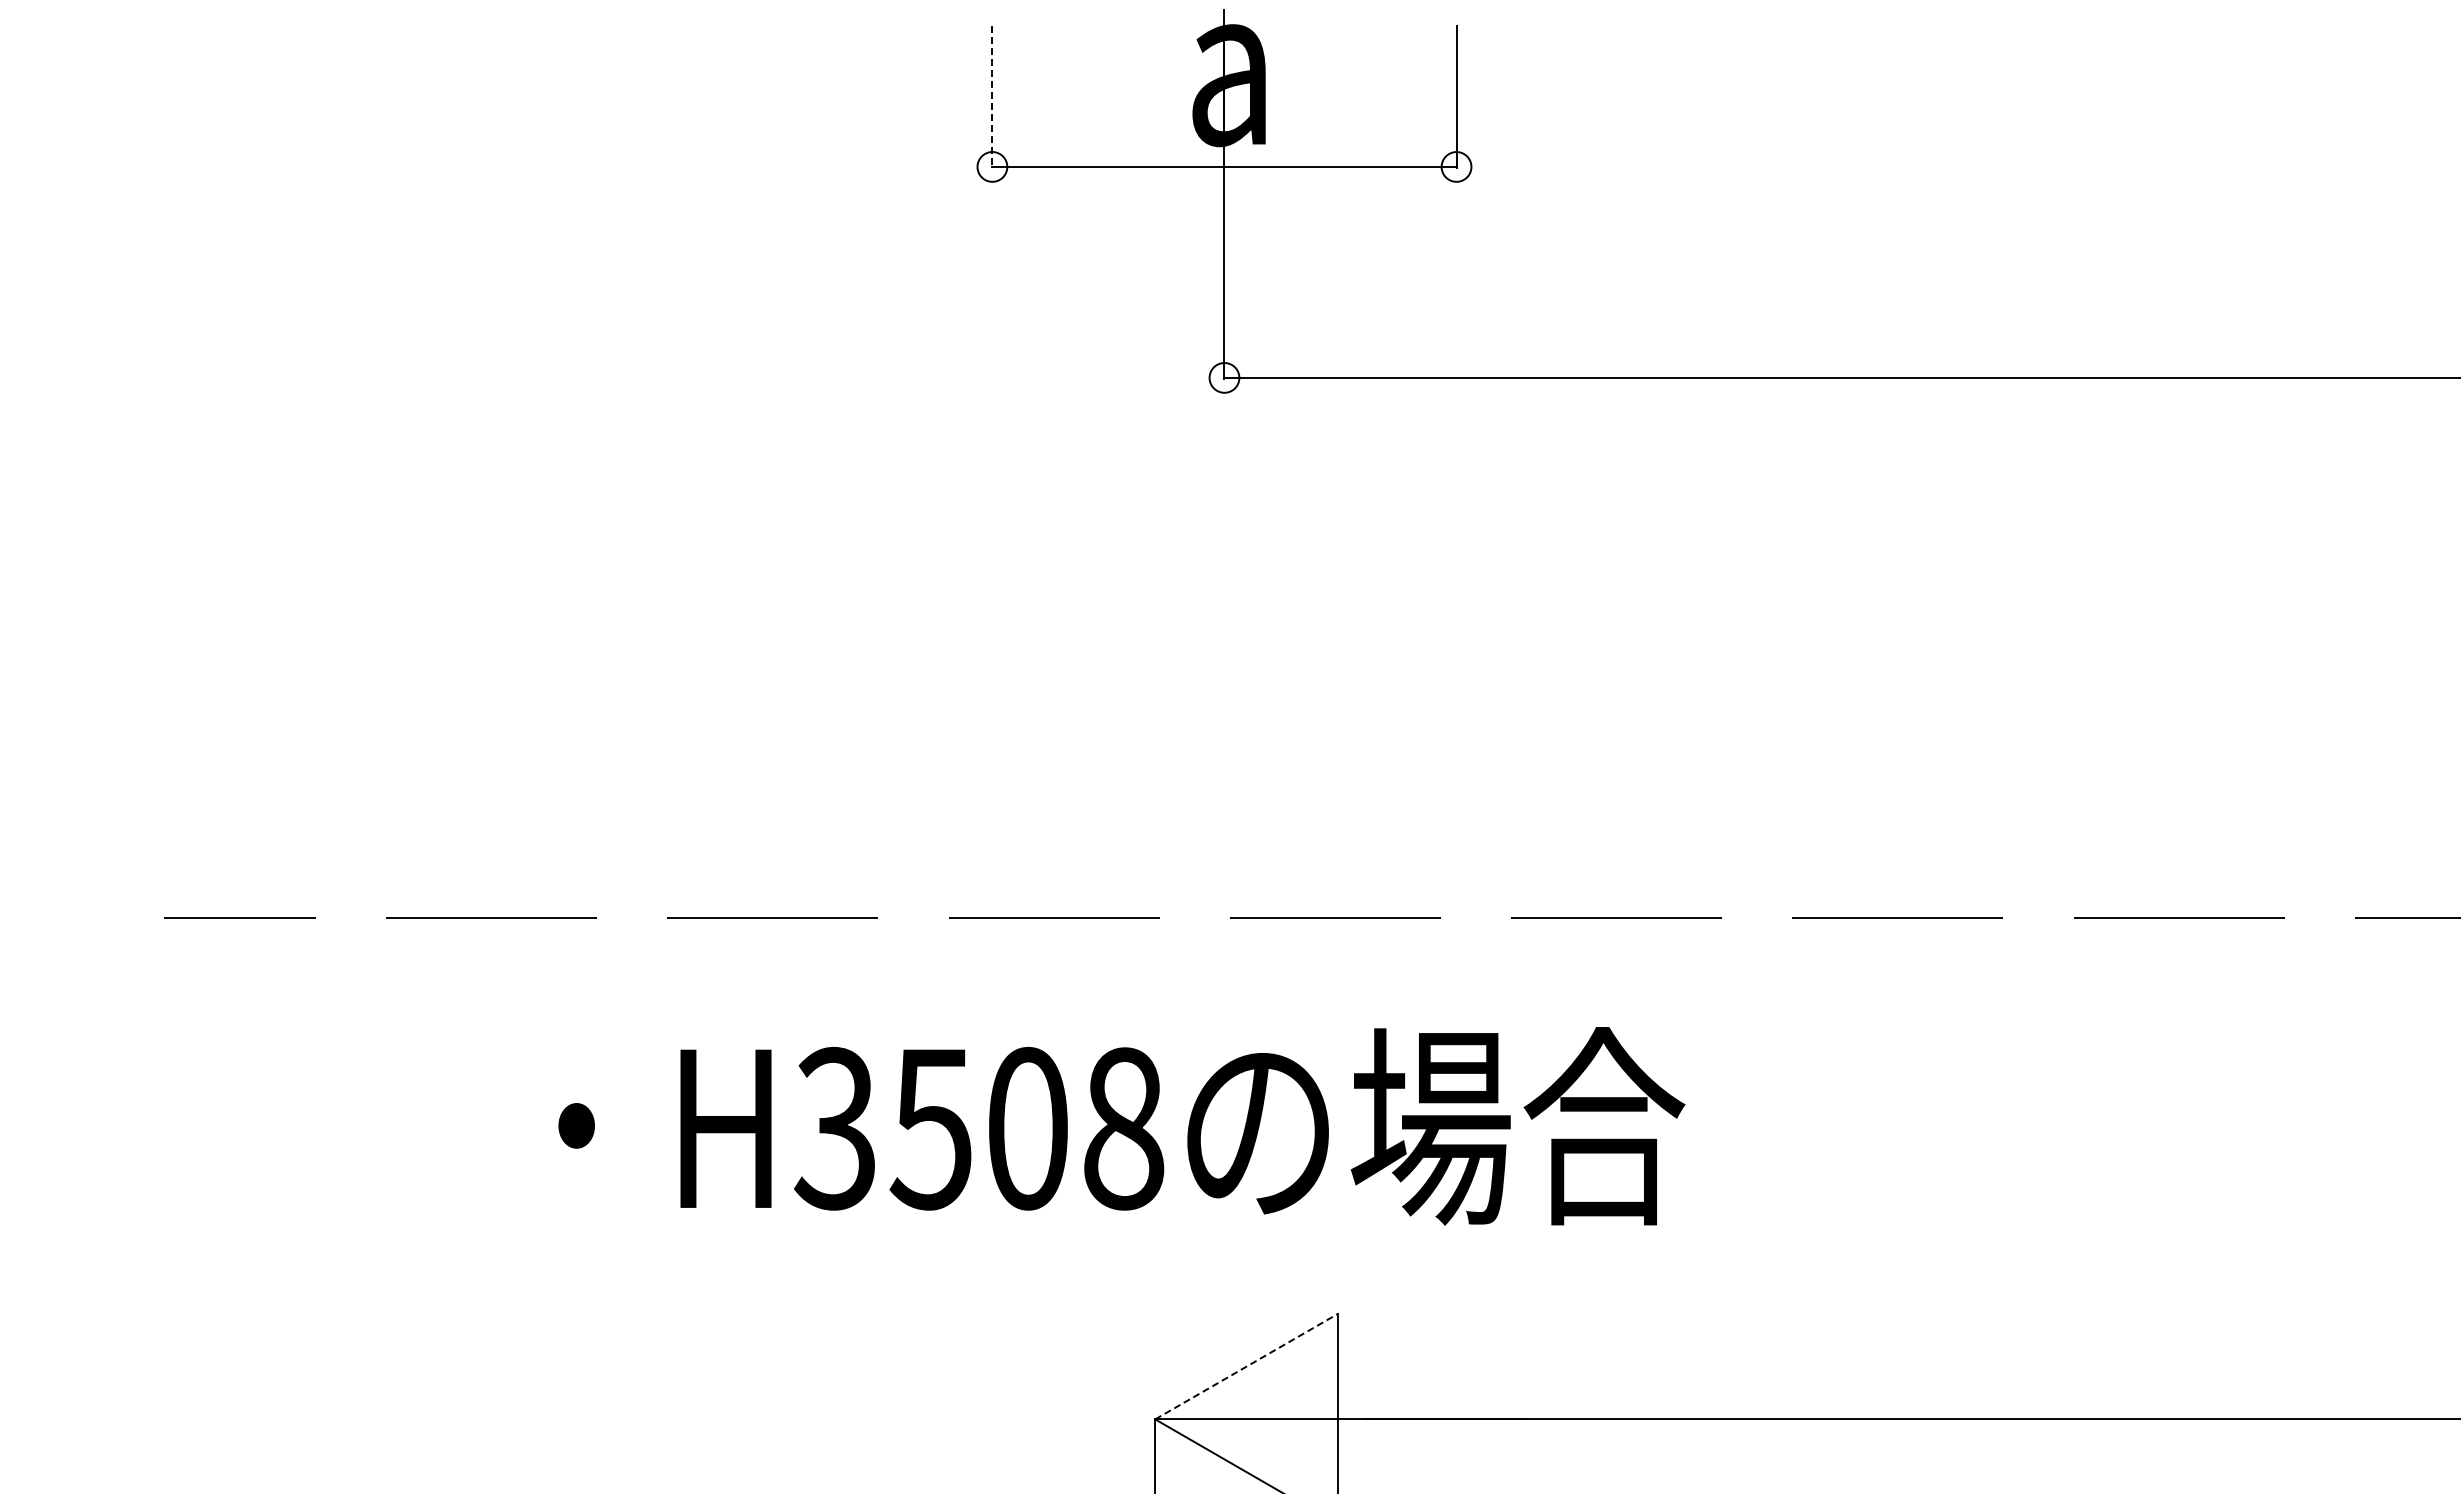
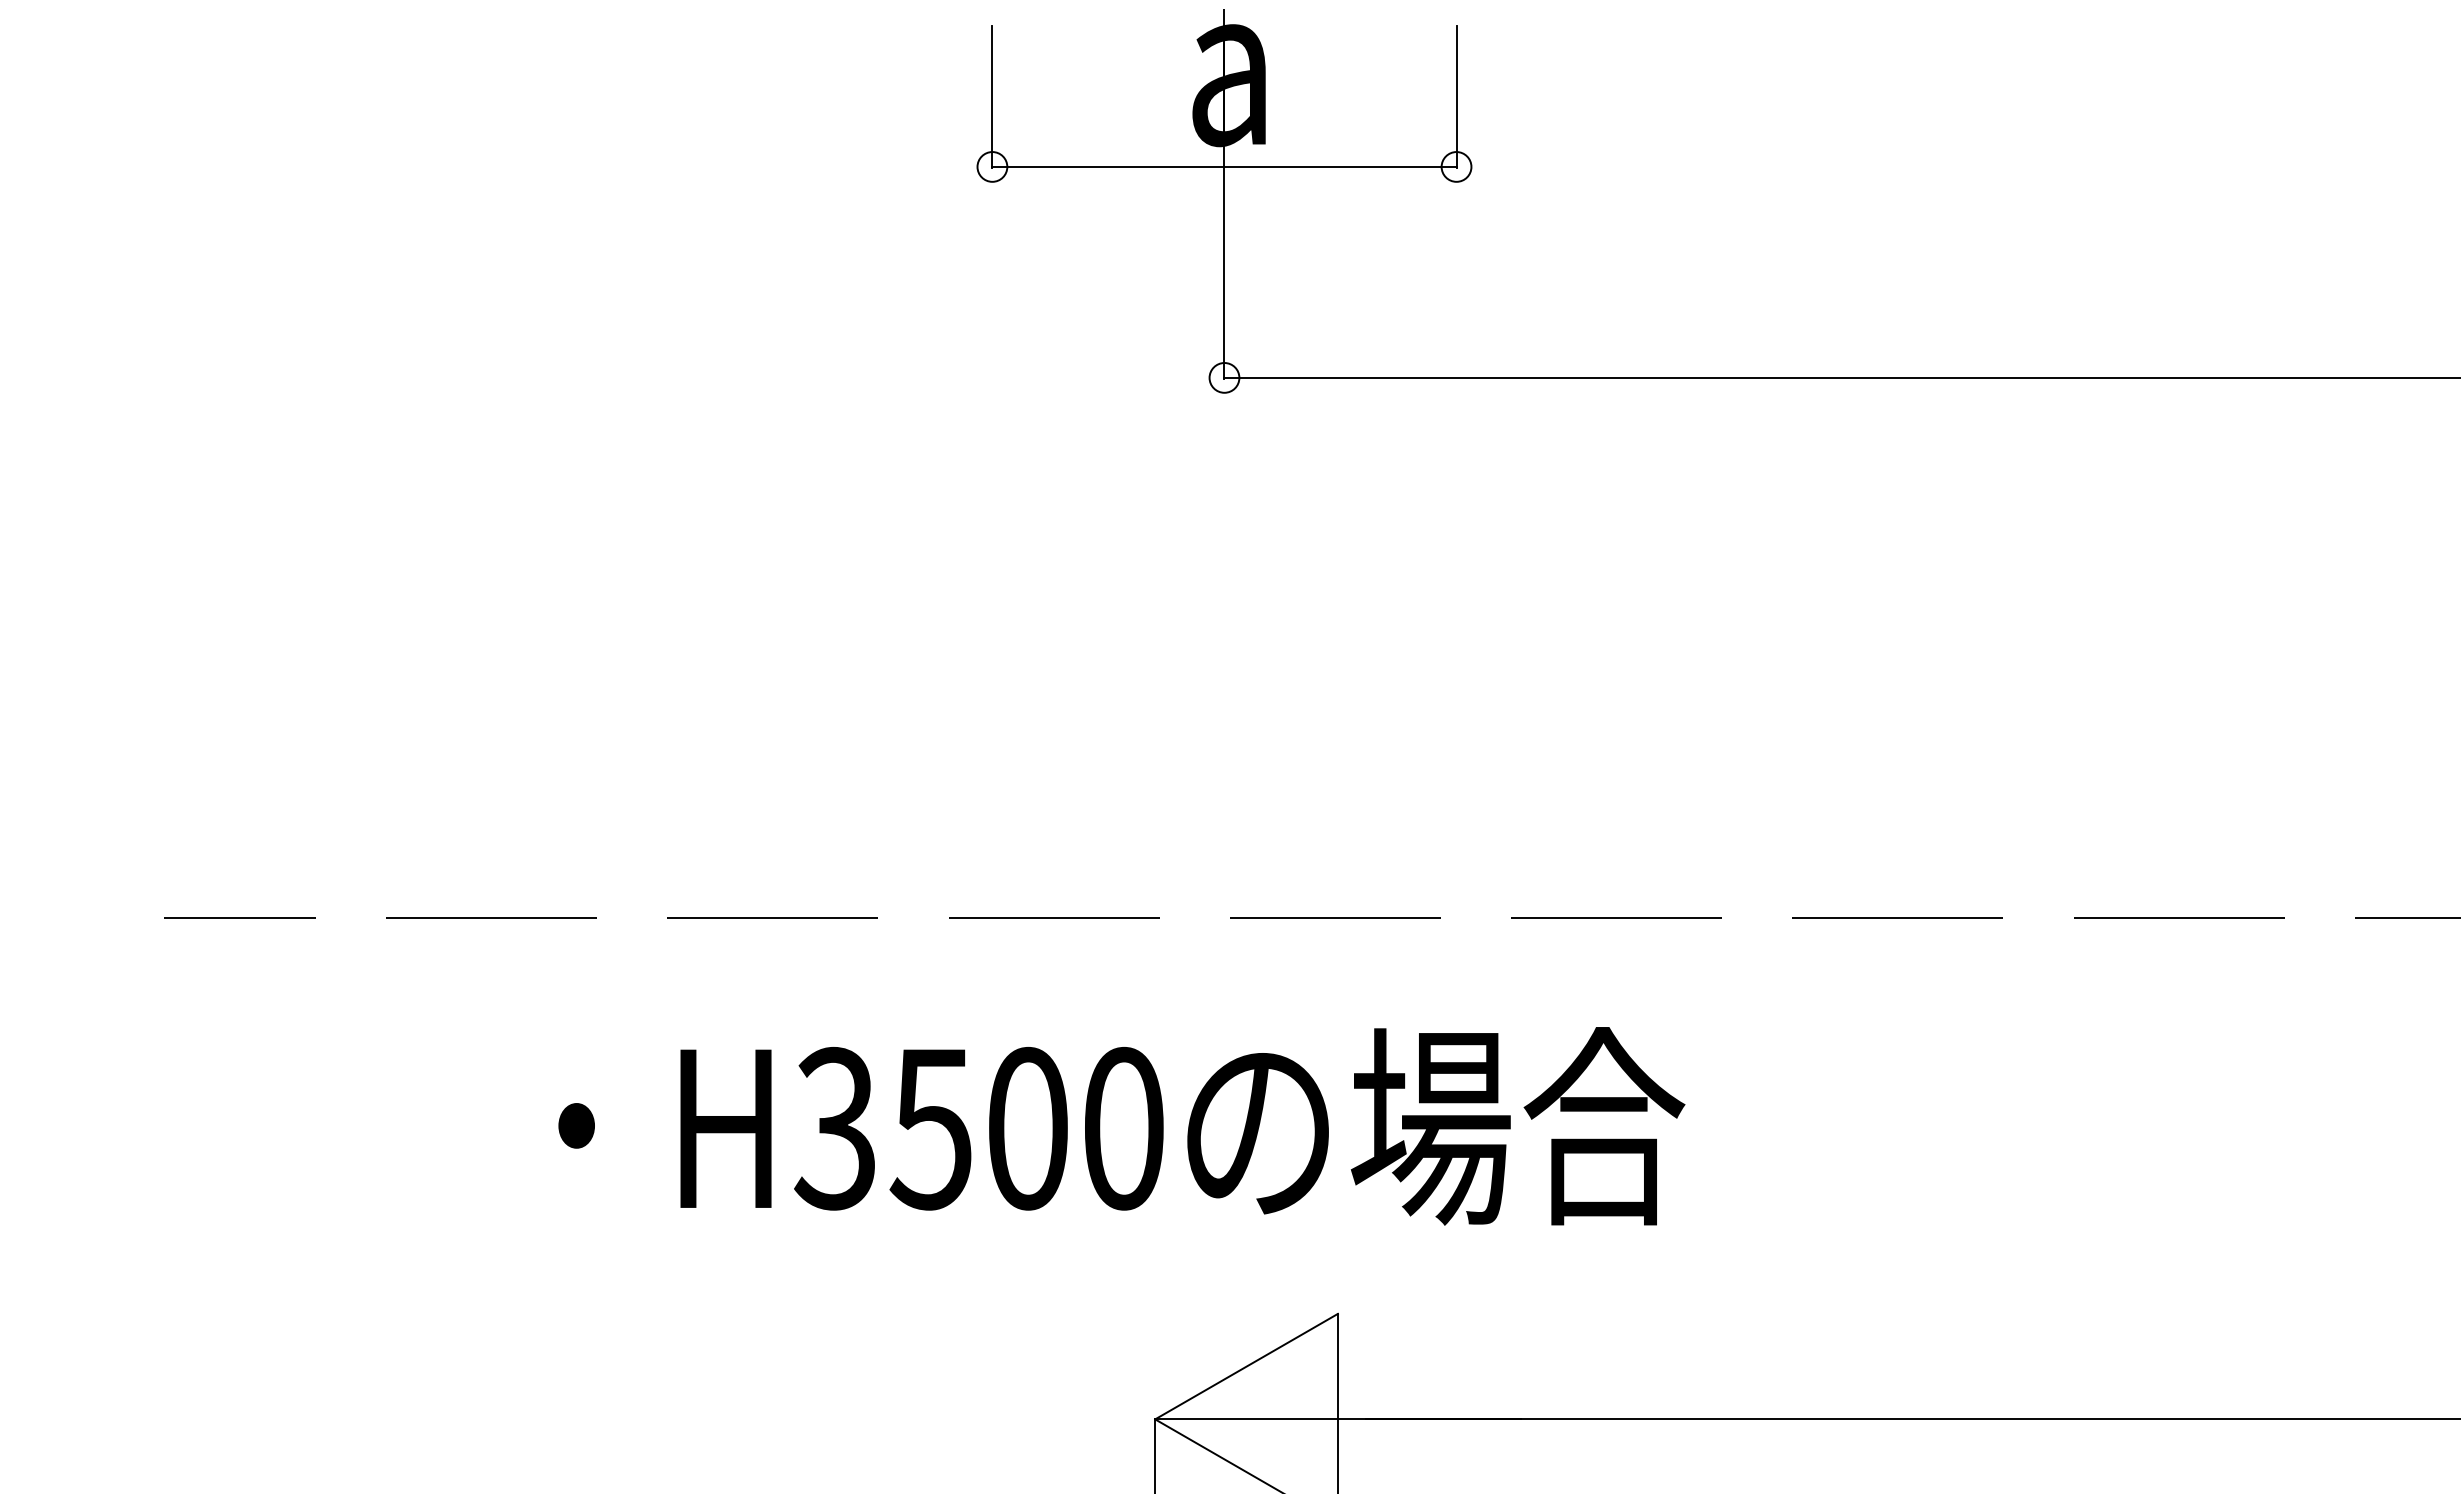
line: dashed -> solid (992, 96)
text: H3508 -> H3500 (1124, 1128)
line: dashed -> solid (1247, 1366)
